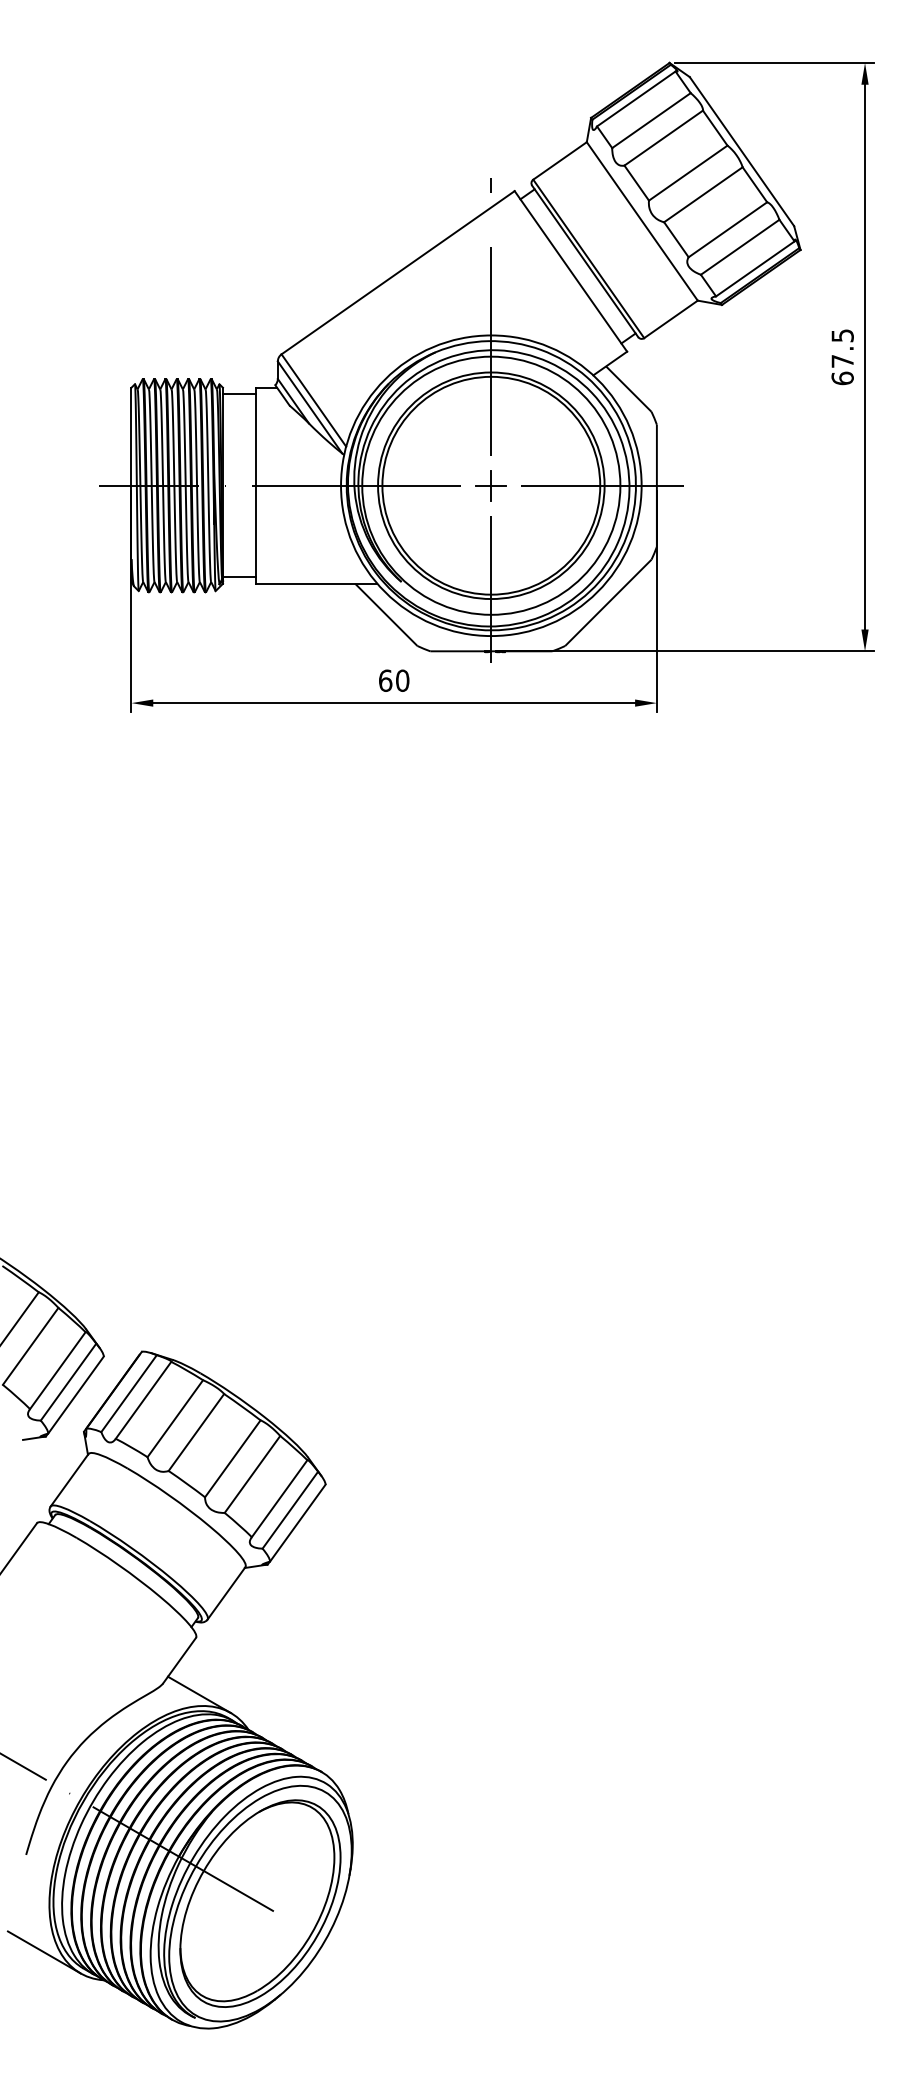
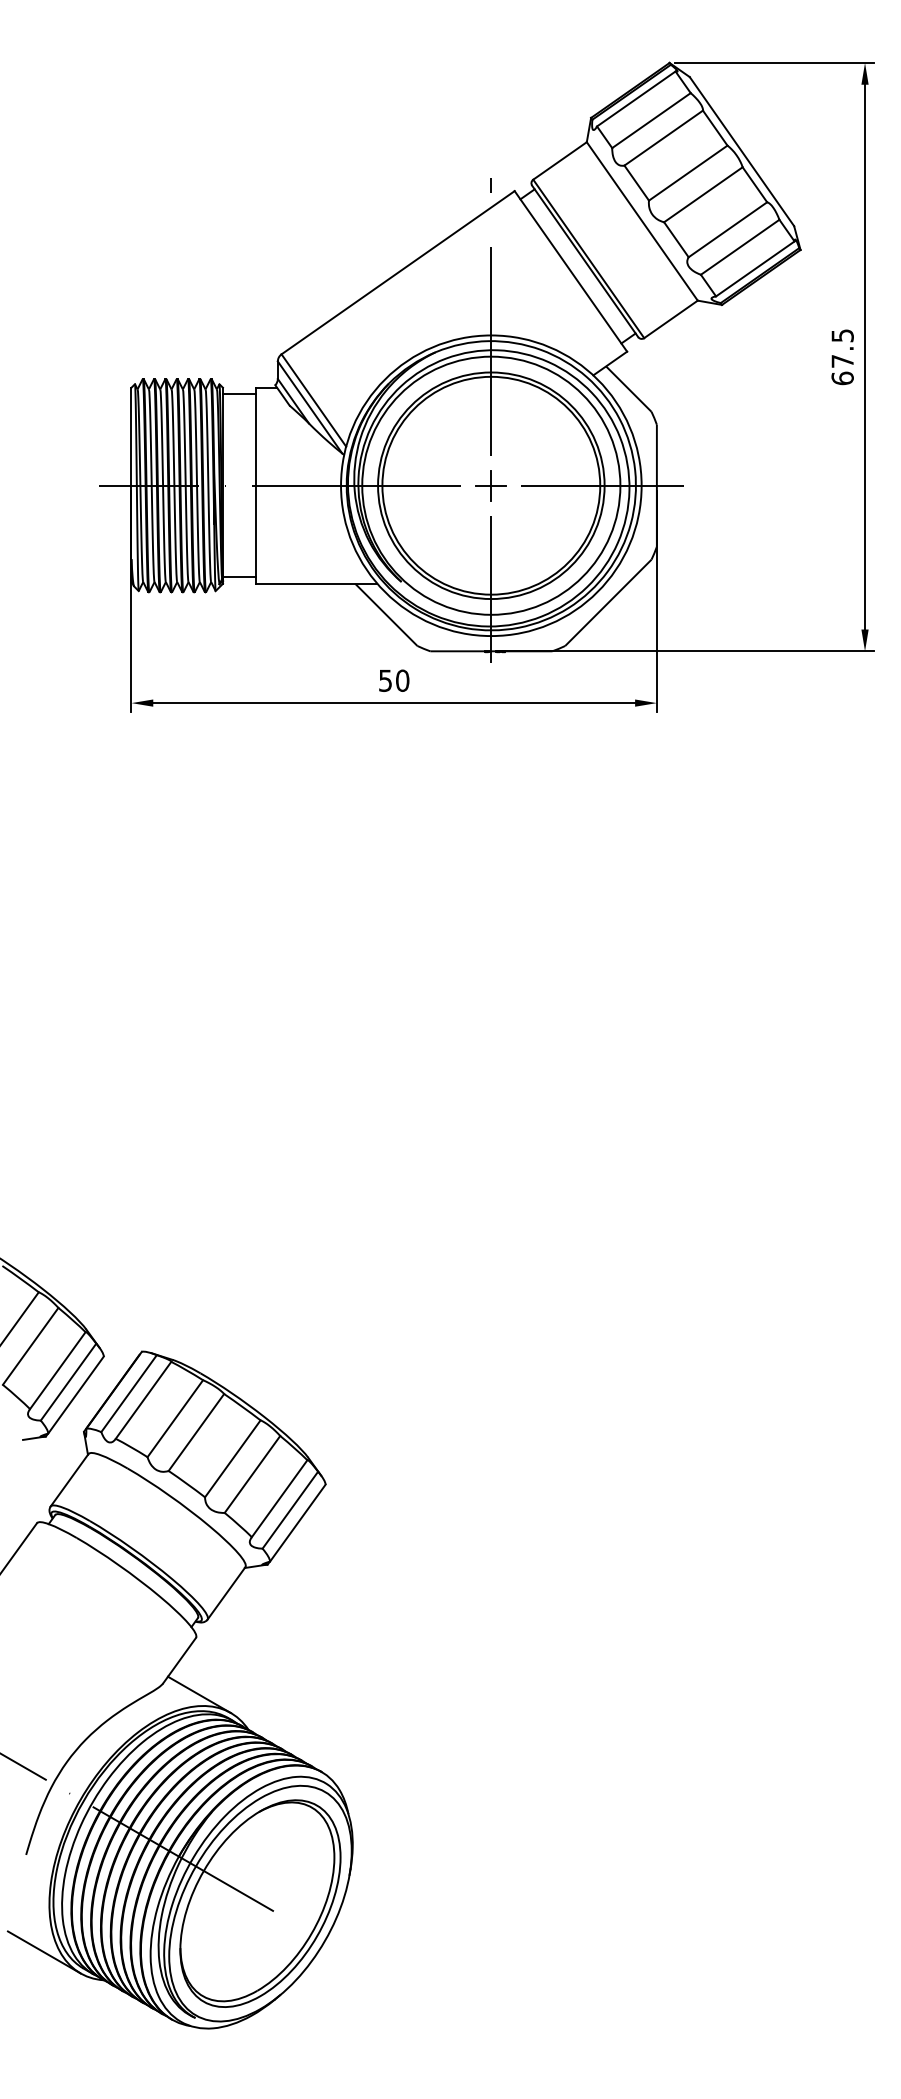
text: 60 -> 50 (385, 680)
